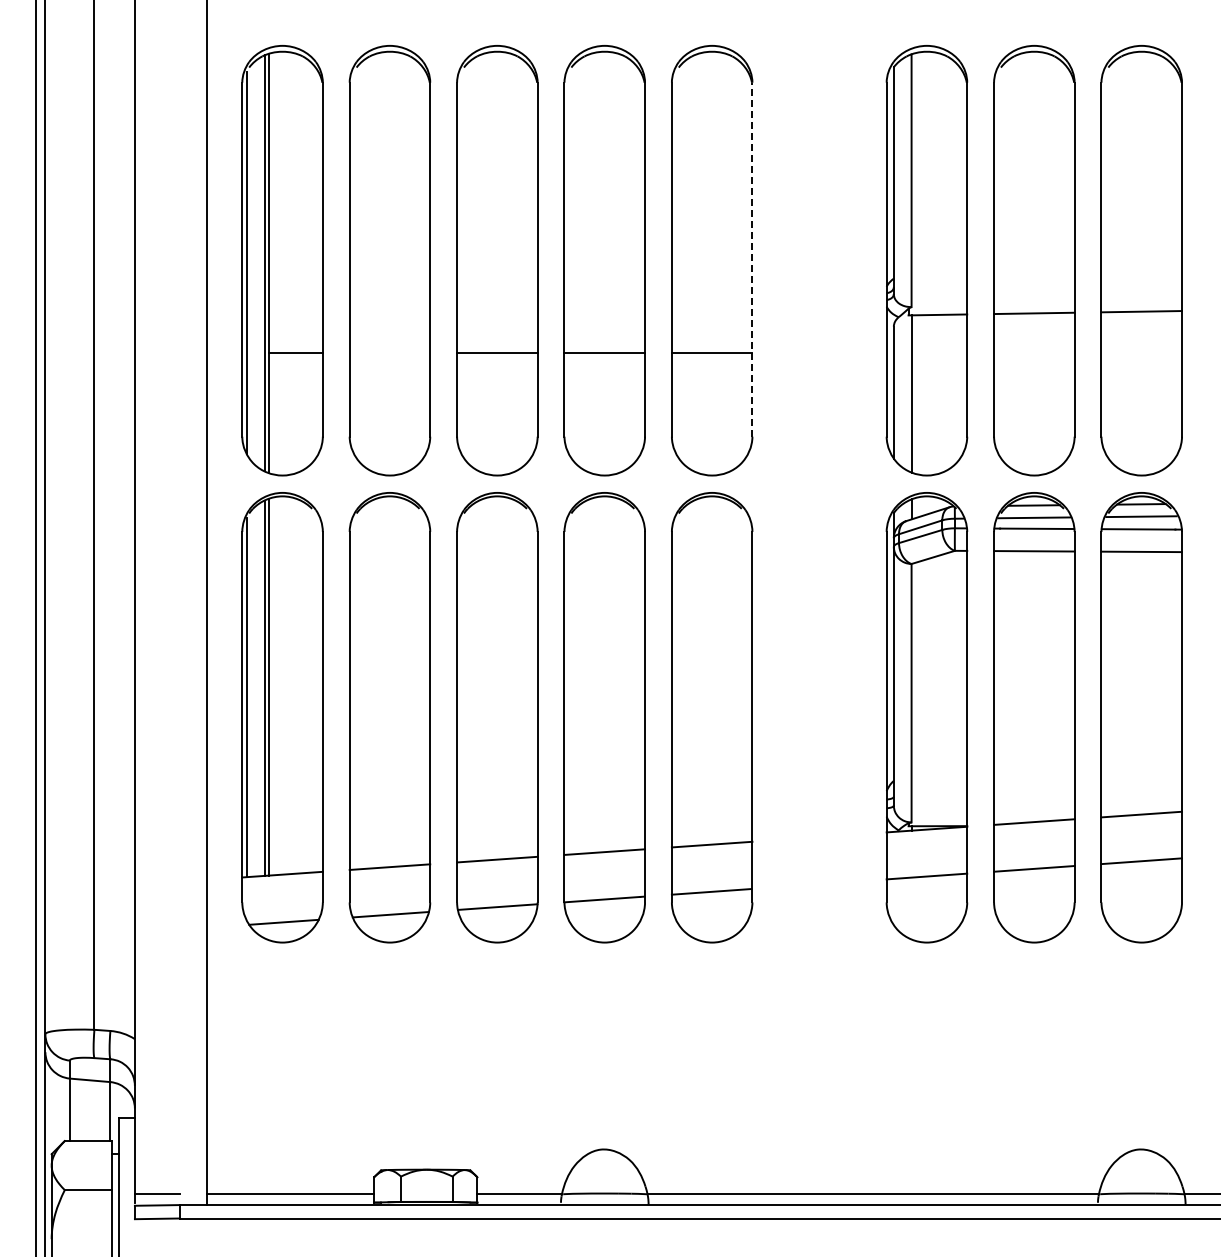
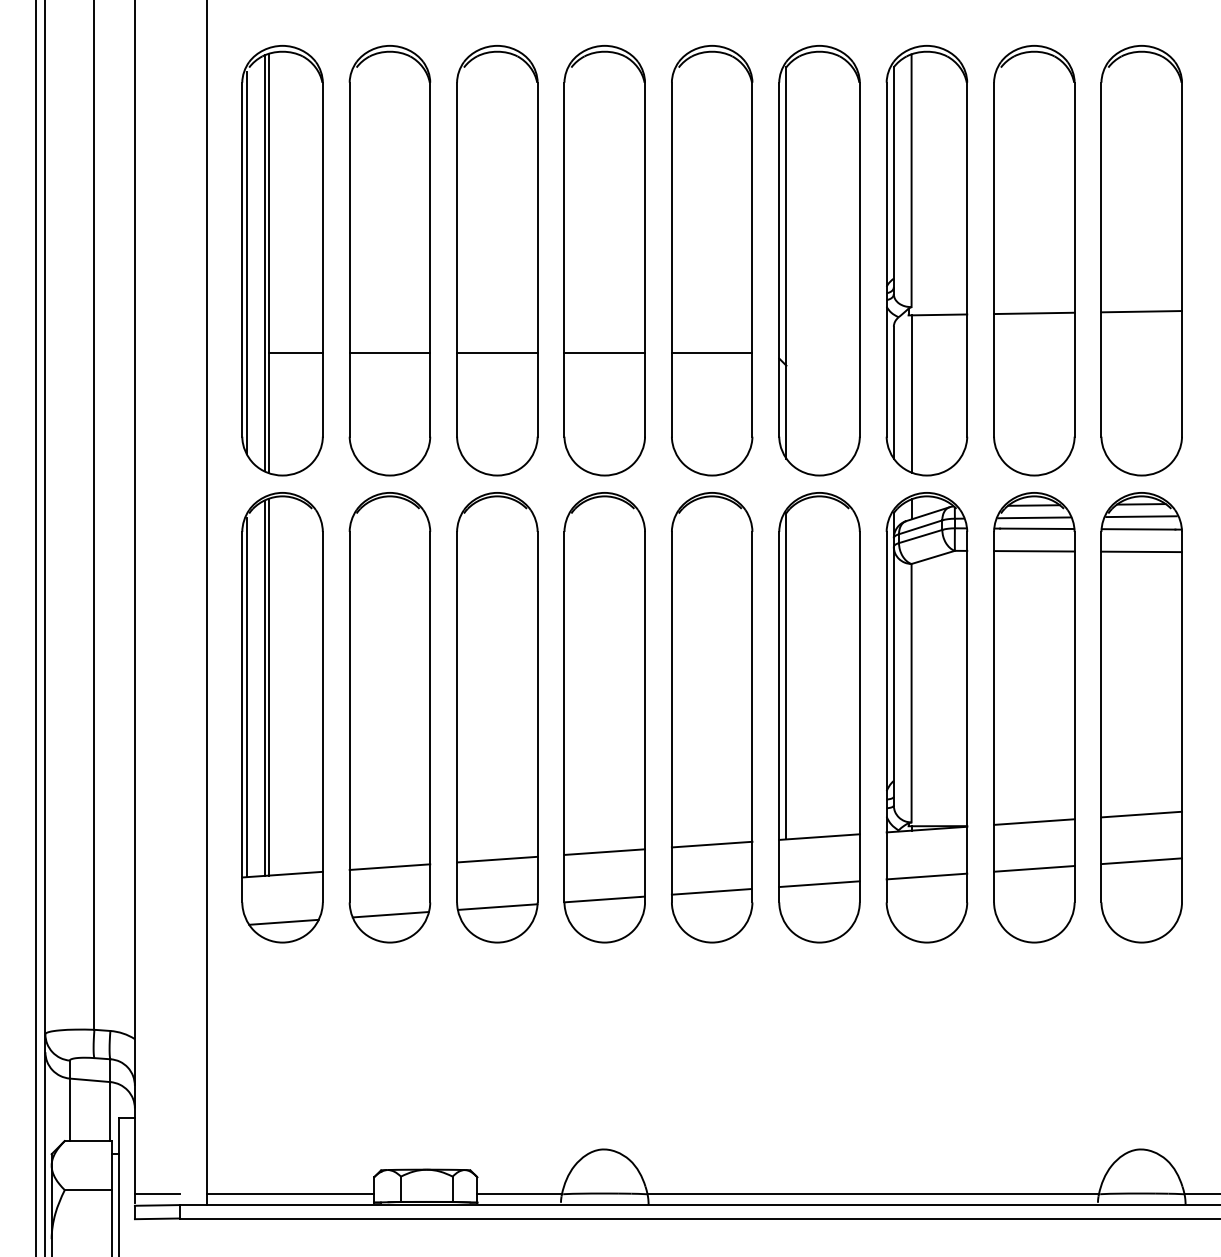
line: dashed -> solid (752, 259)
part: none -> present (819, 260)
line: none -> present (389, 353)
part: none -> present (819, 717)
